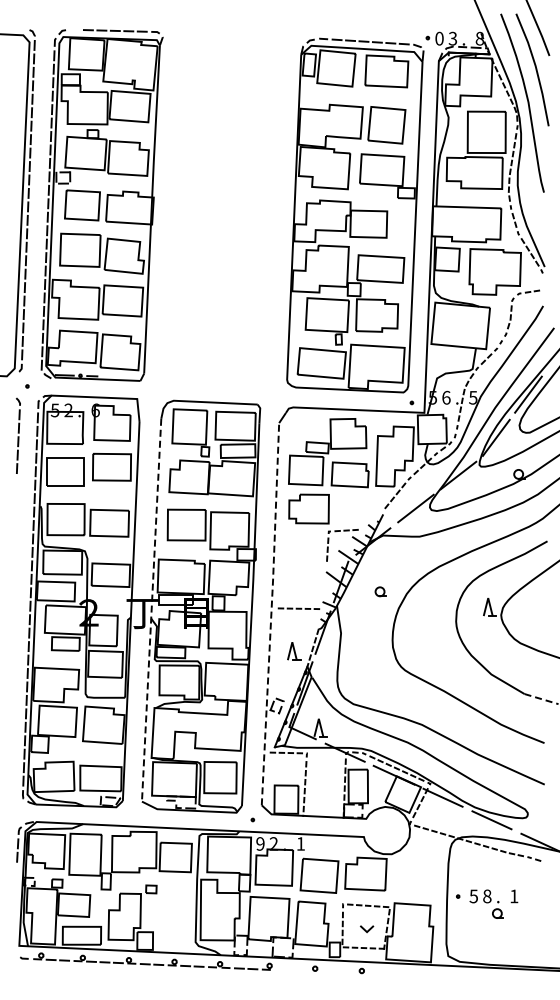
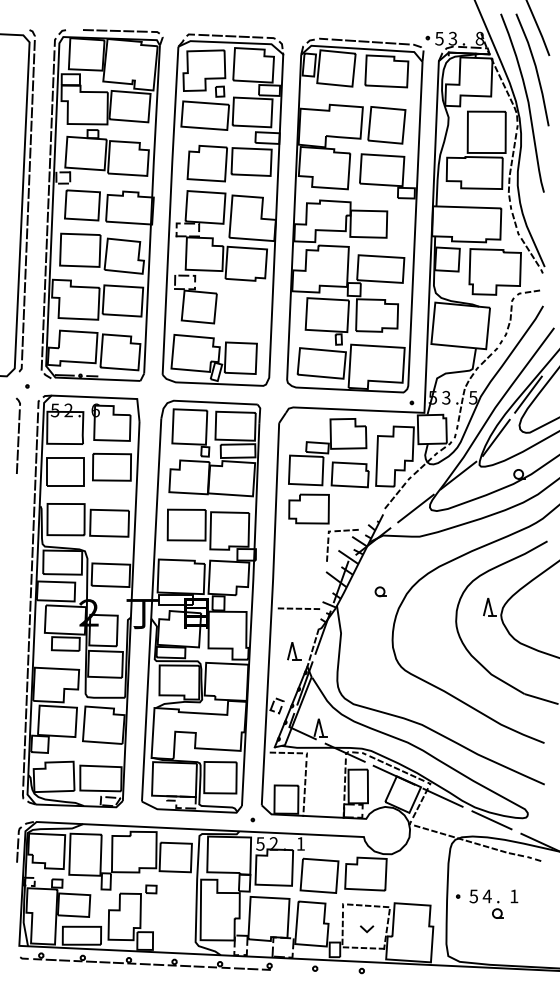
text: 0 -> 5 (439, 38)
part: none -> present (222, 209)
text: 6 -> 3 (446, 397)
line: dashed -> solid (151, 610)
line: dashed -> solid (271, 613)
line: dashed -> solid (541, 699)
text: 9 -> 5 (260, 843)
text: 8 -> 4 (486, 896)
